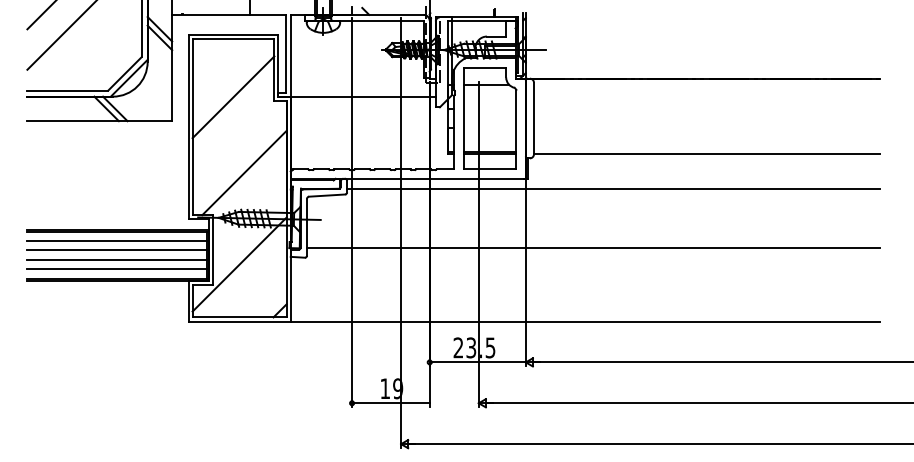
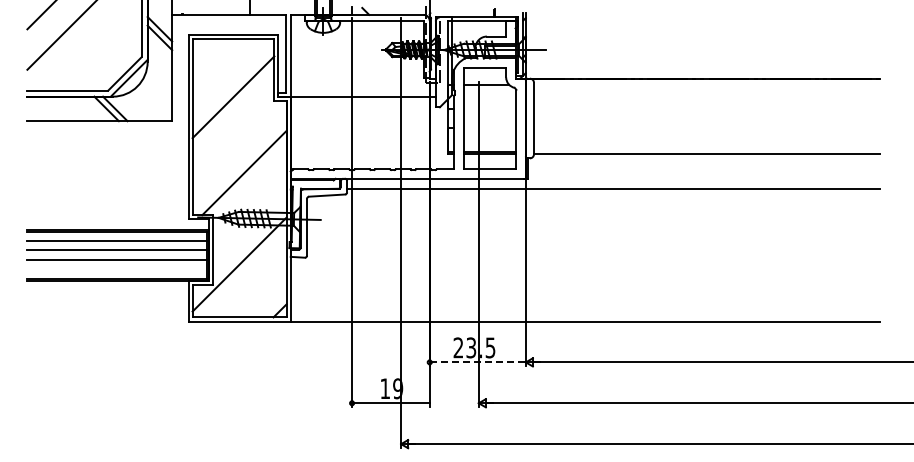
line: present -> none (593, 248)
line: present -> none (116, 269)
line: solid -> dashed (478, 362)
